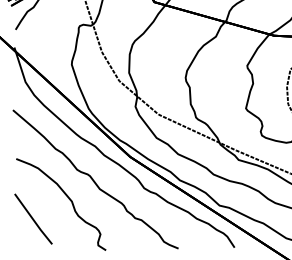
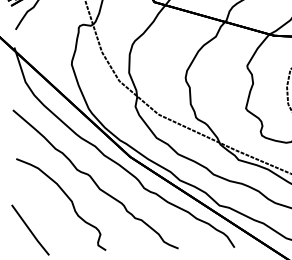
line position: (33, 218) -> (30, 229) (30, 229)
